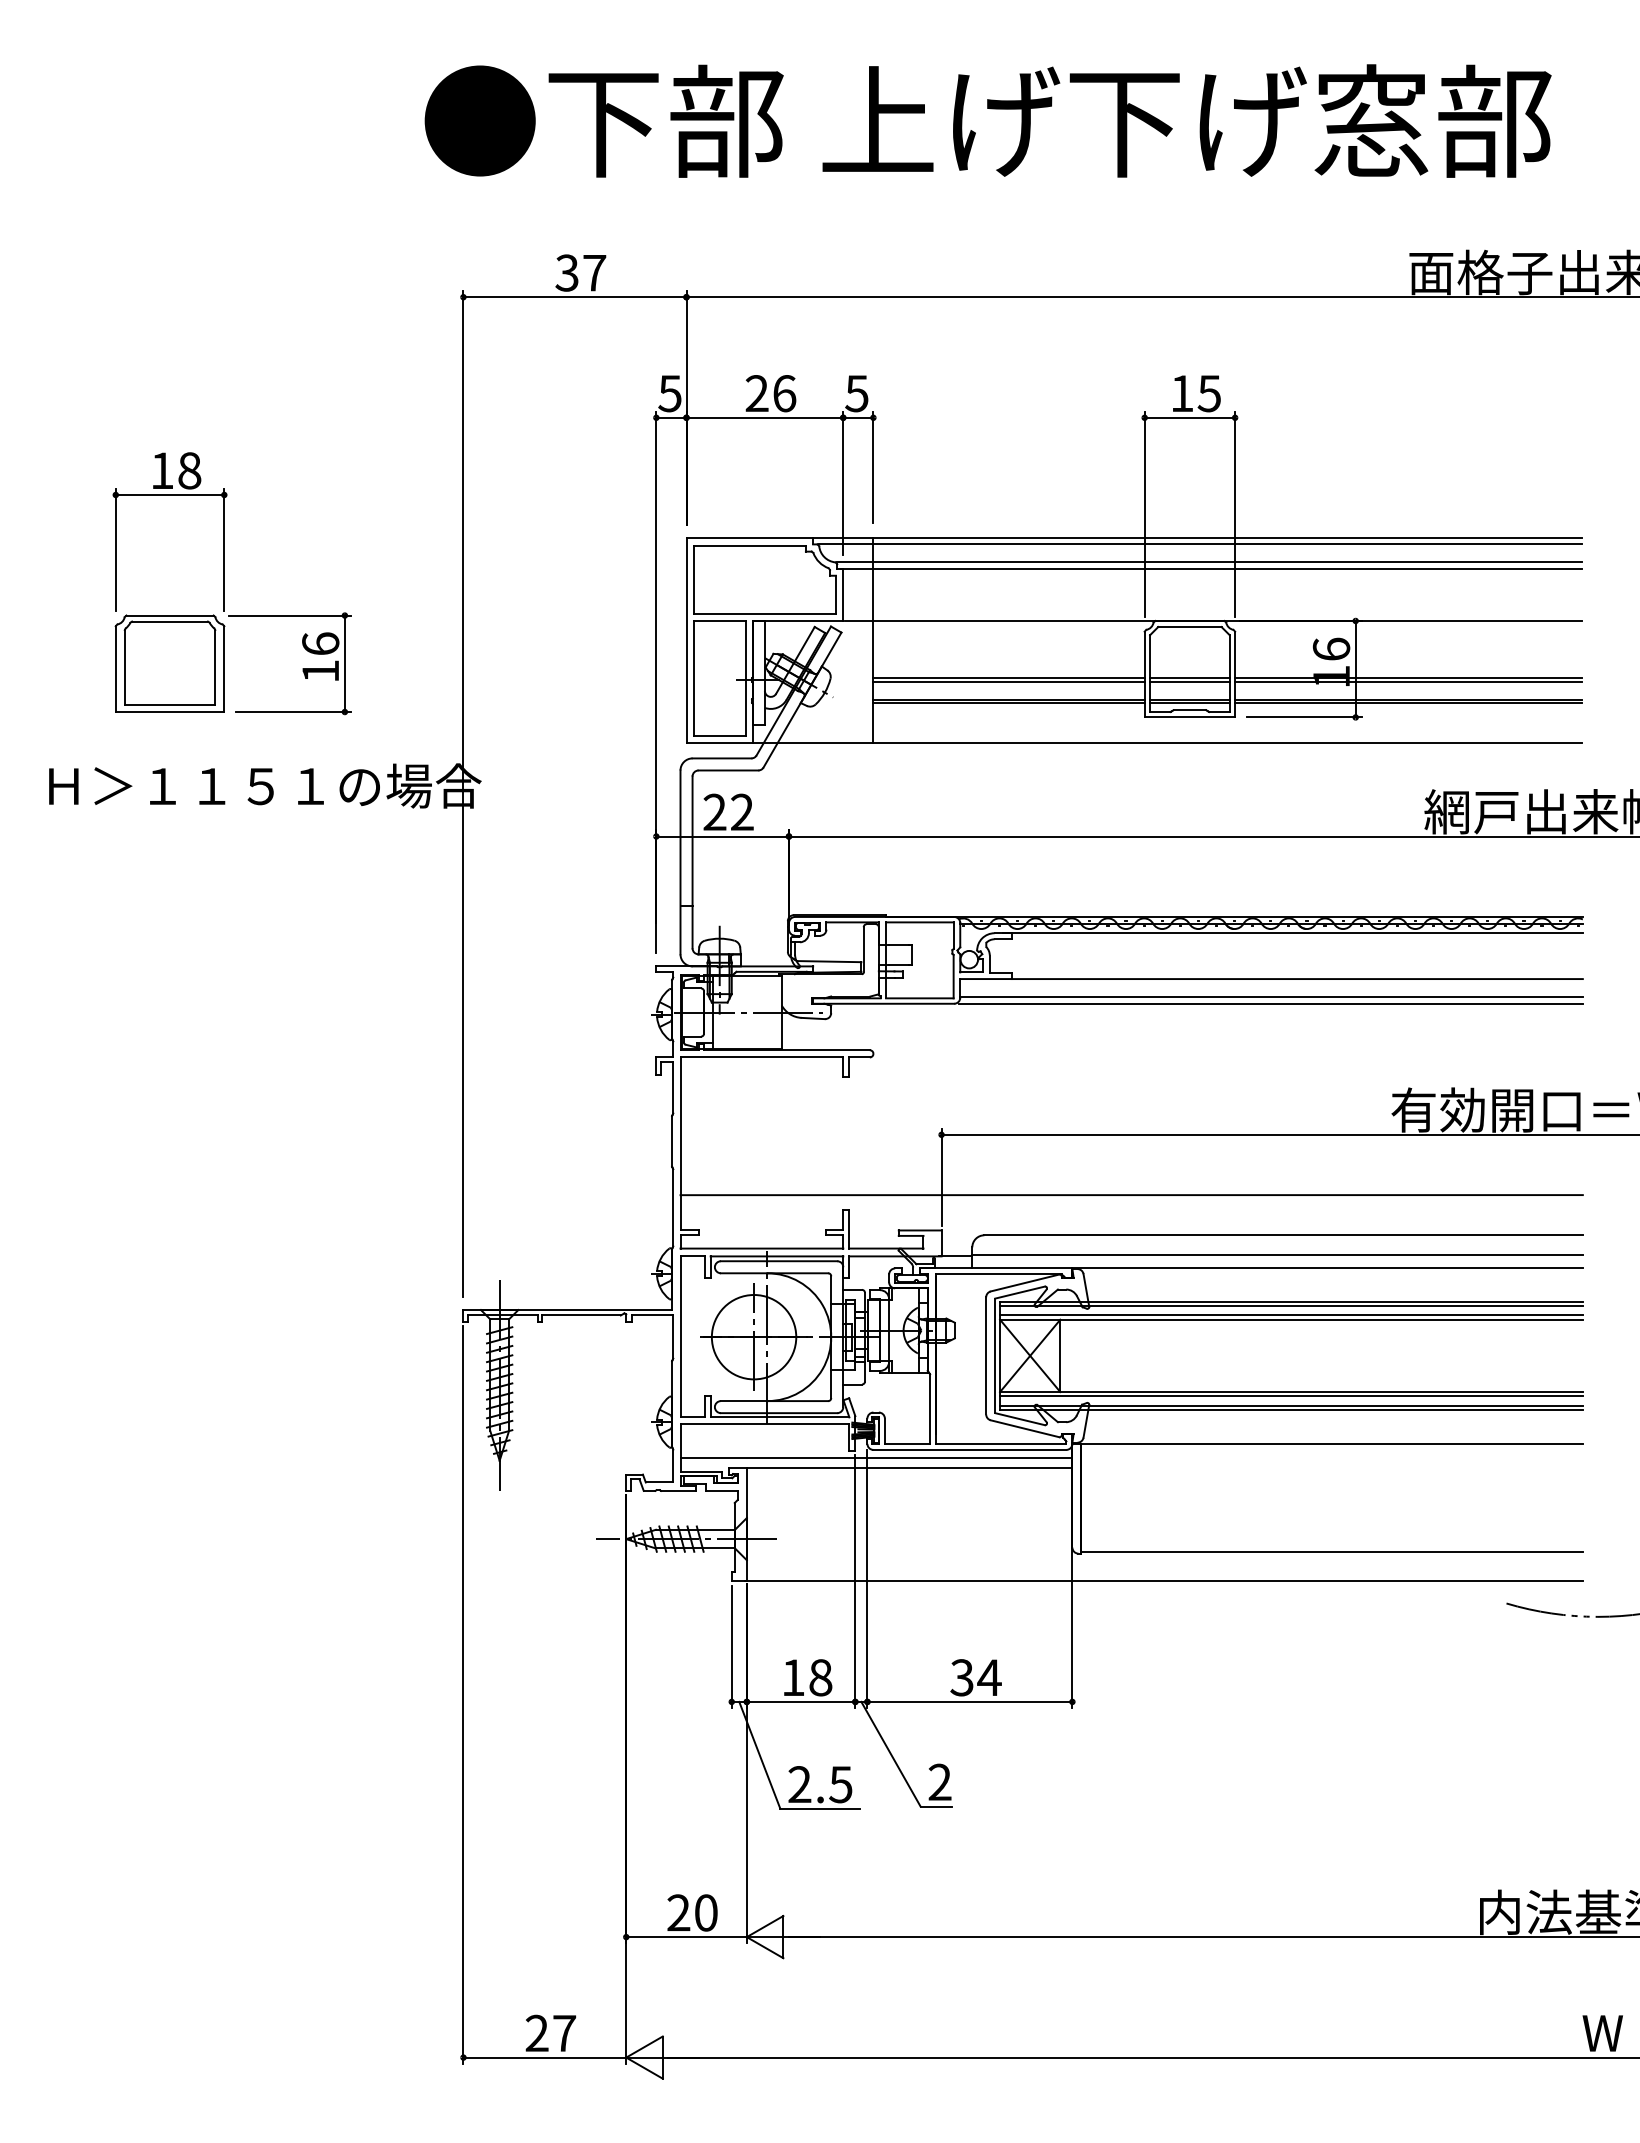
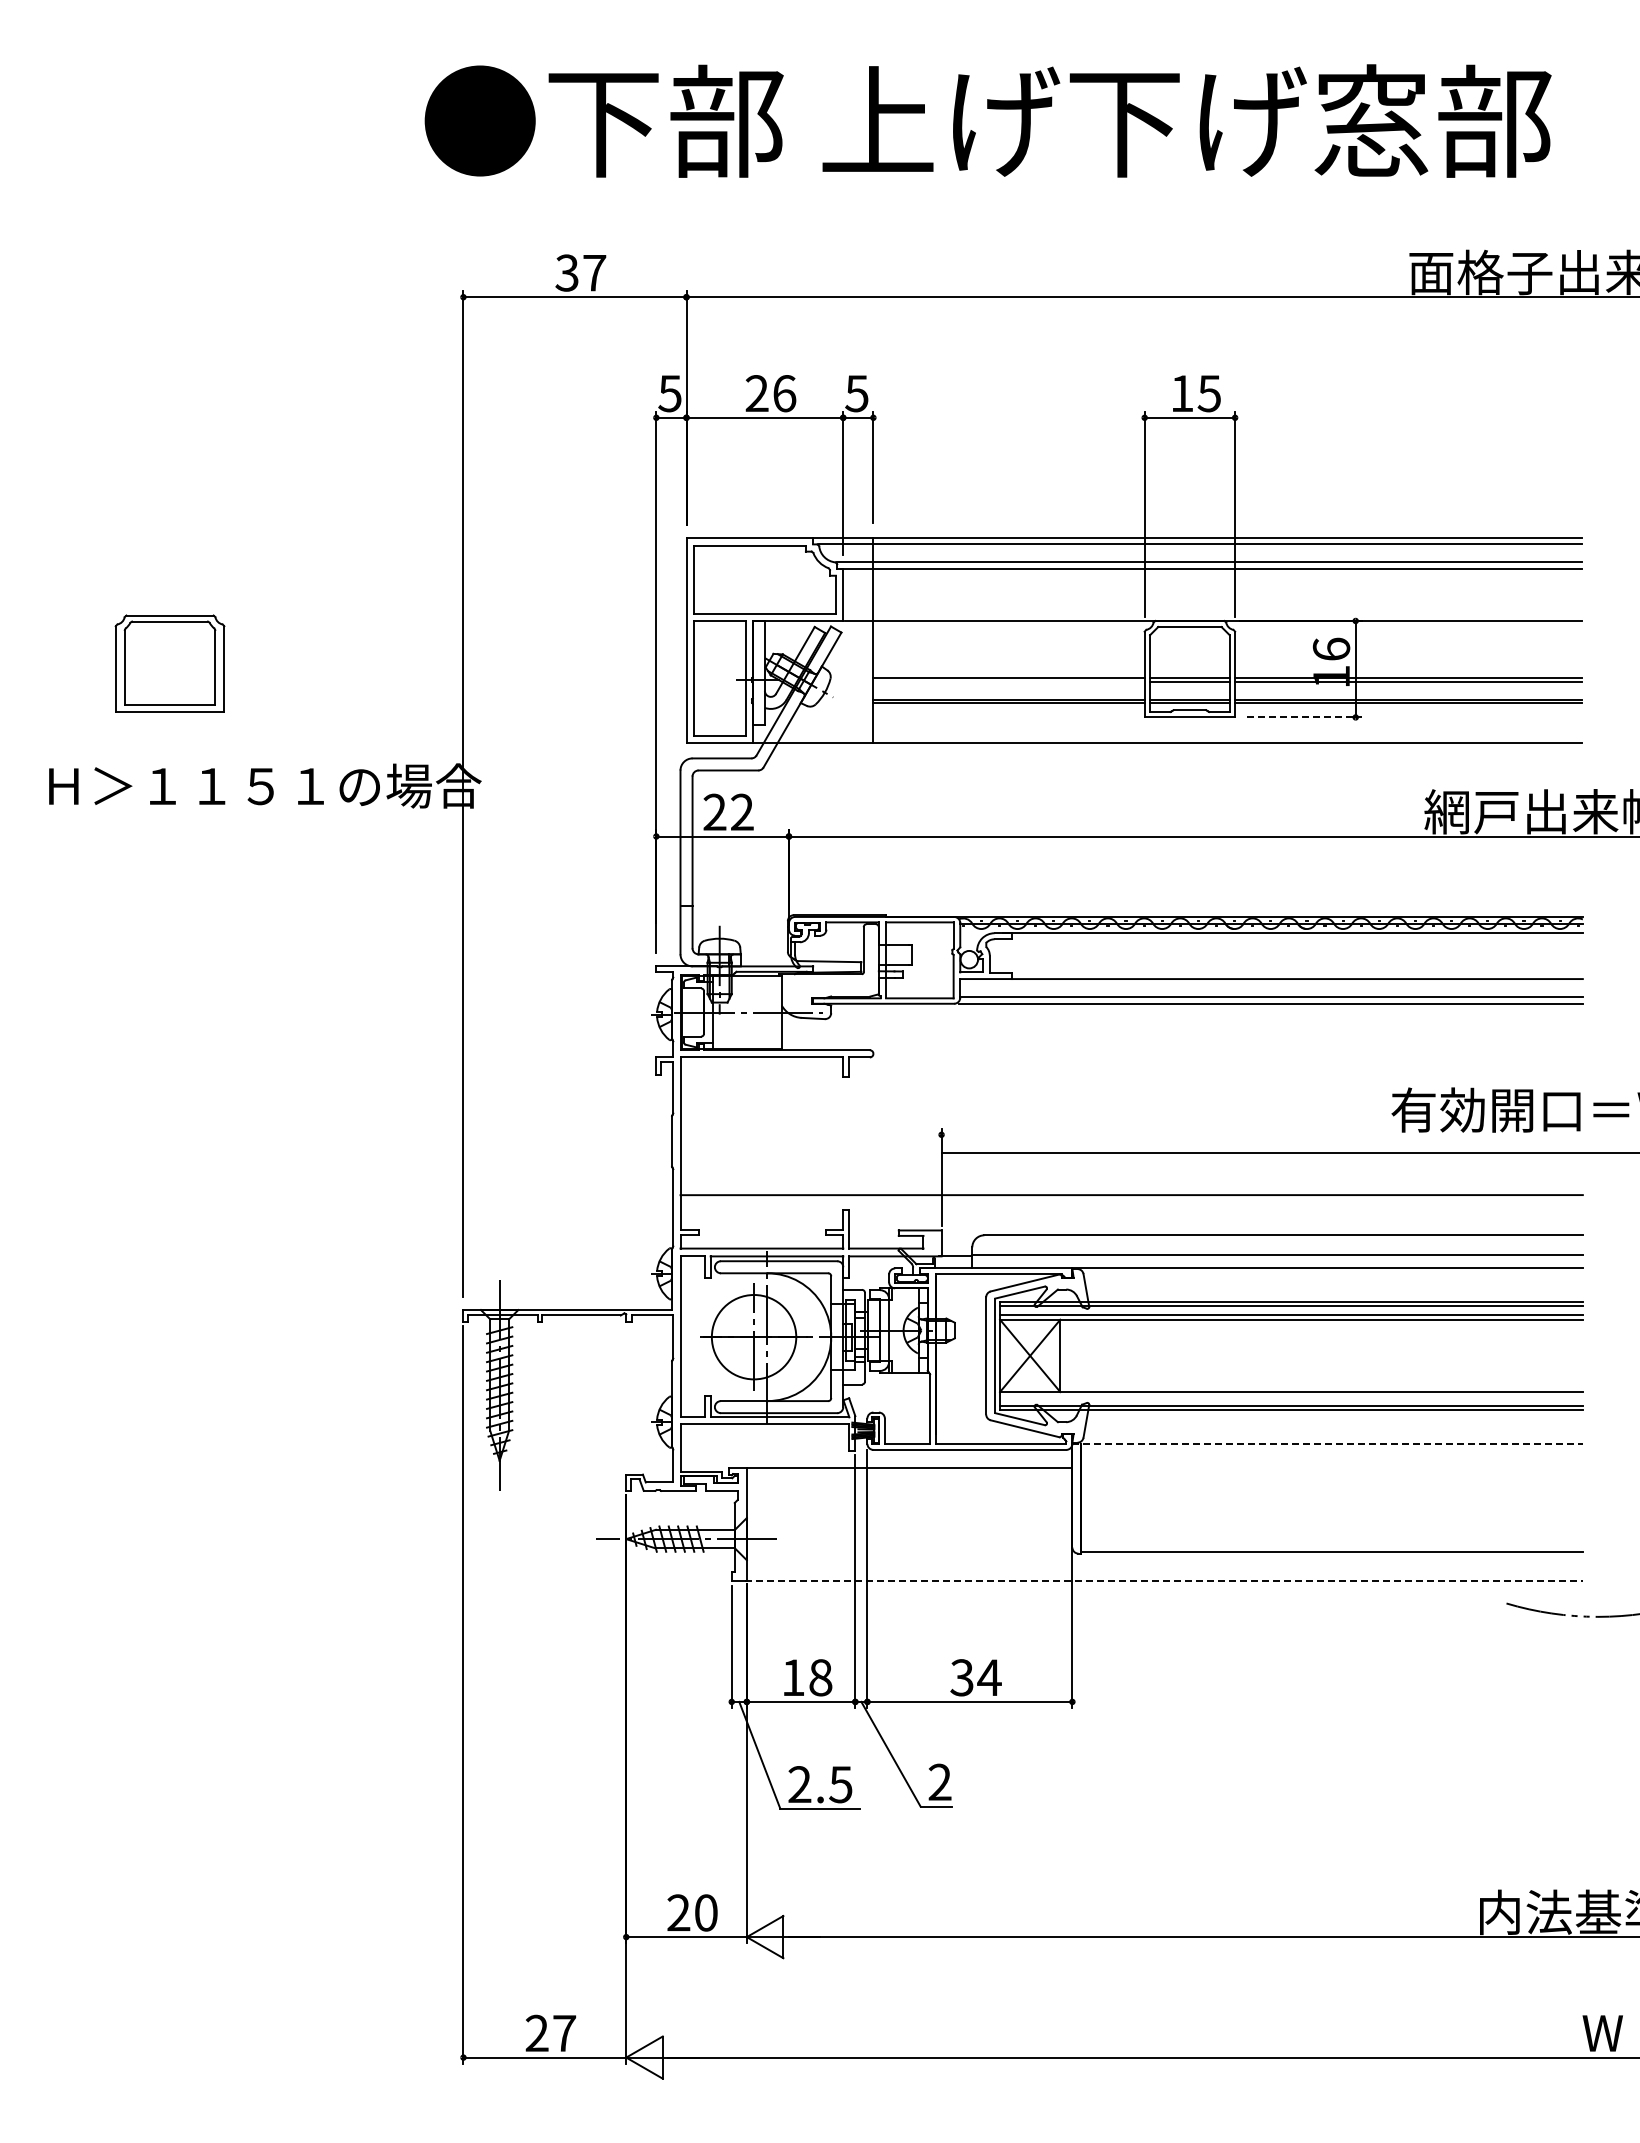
part: present -> none (224, 583)
line: present -> none (1008, 681)
line: solid -> dashed (1304, 717)
line position: (1288, 1134) -> (1288, 1152) (1288, 1152)
line: present -> none (1291, 1396)
line: solid -> dashed (1328, 1443)
line: present -> none (876, 1458)
line: solid -> dashed (1164, 1581)
